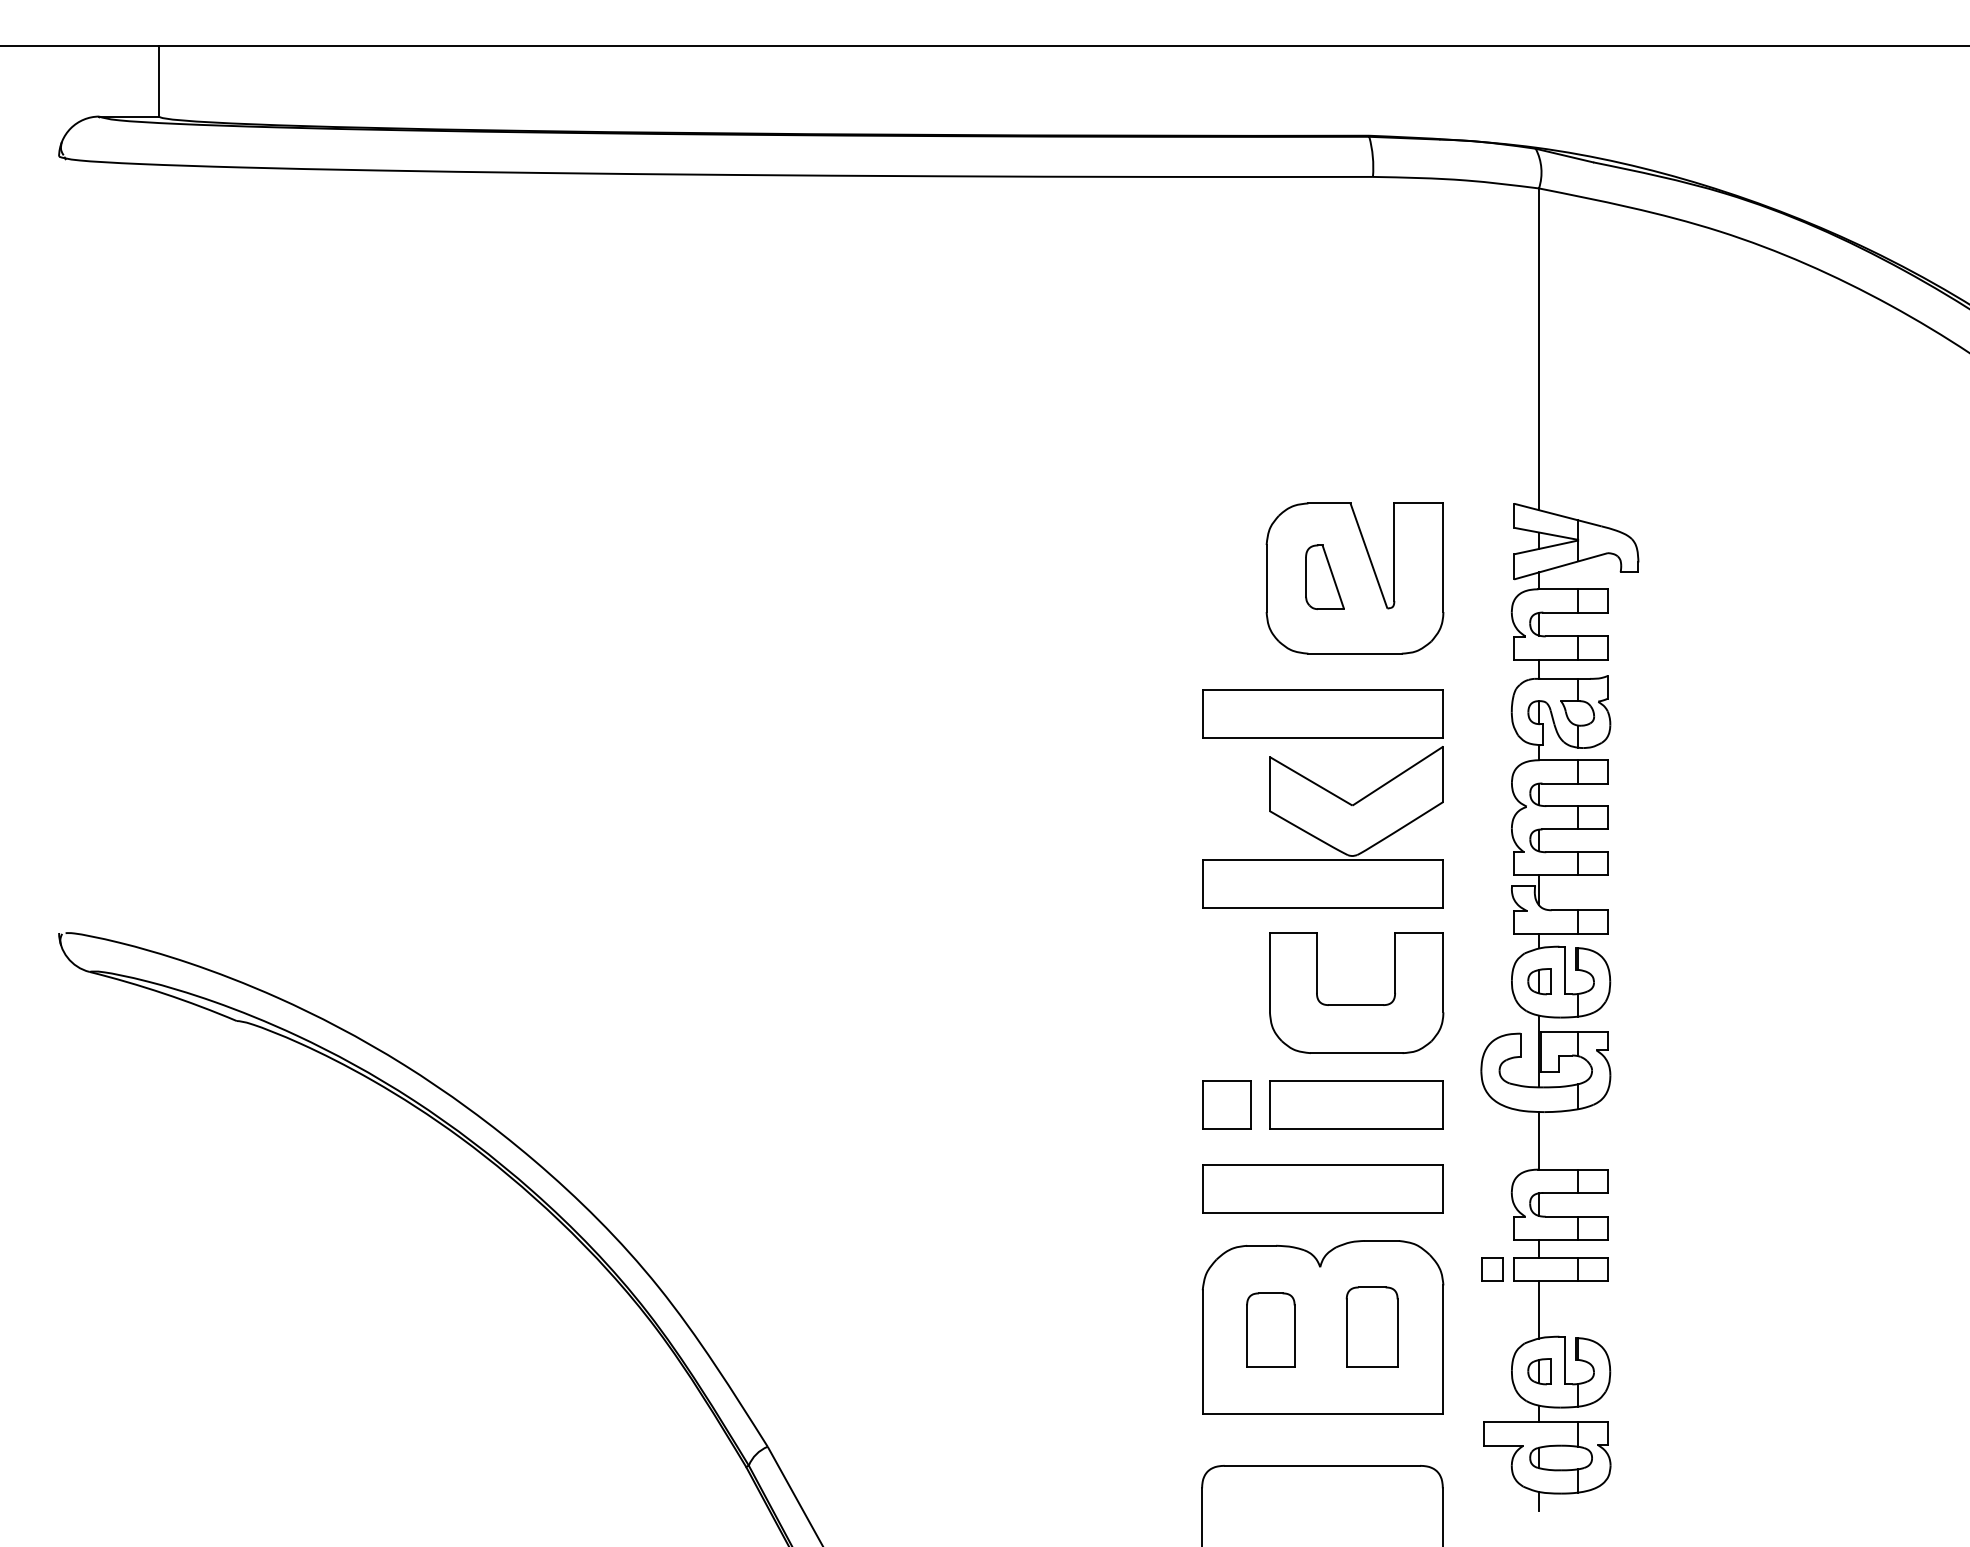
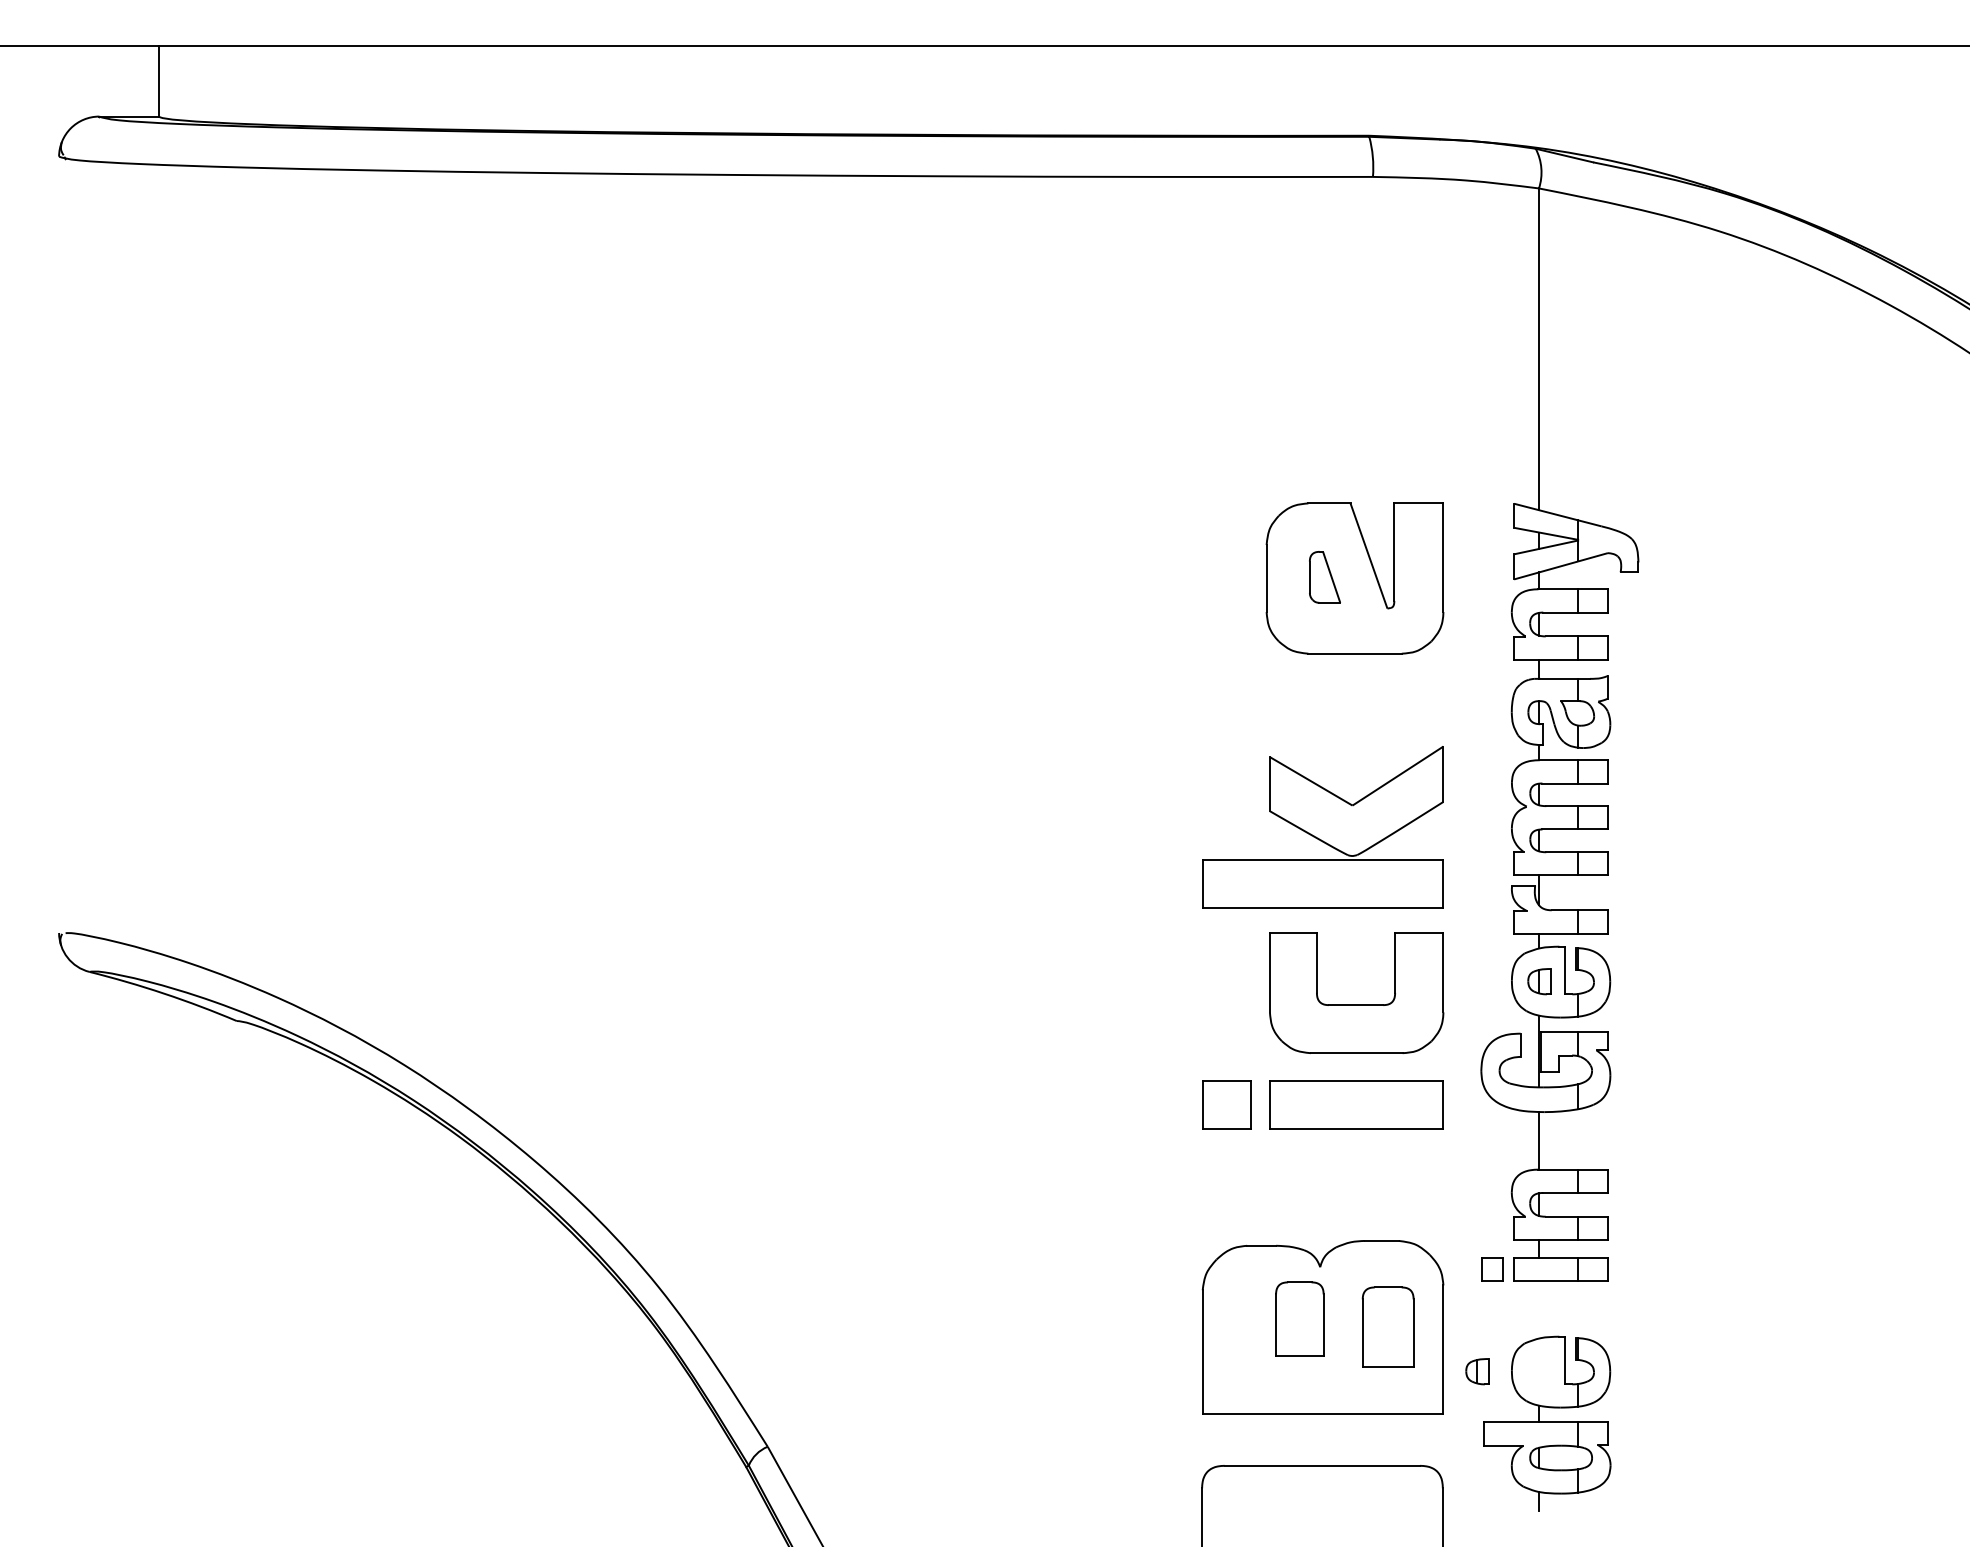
part size: 40x67 px -> 32x53 px (1324, 577)
part: present -> none (1322, 713)
part: present -> none (1322, 1188)
line: present -> none (1539, 1309)
part position: (1371, 1326) -> (1387, 1326) (1387, 1326)
part position: (1270, 1329) -> (1299, 1318) (1299, 1318)
part position: (1539, 1371) -> (1477, 1371) (1477, 1371)
